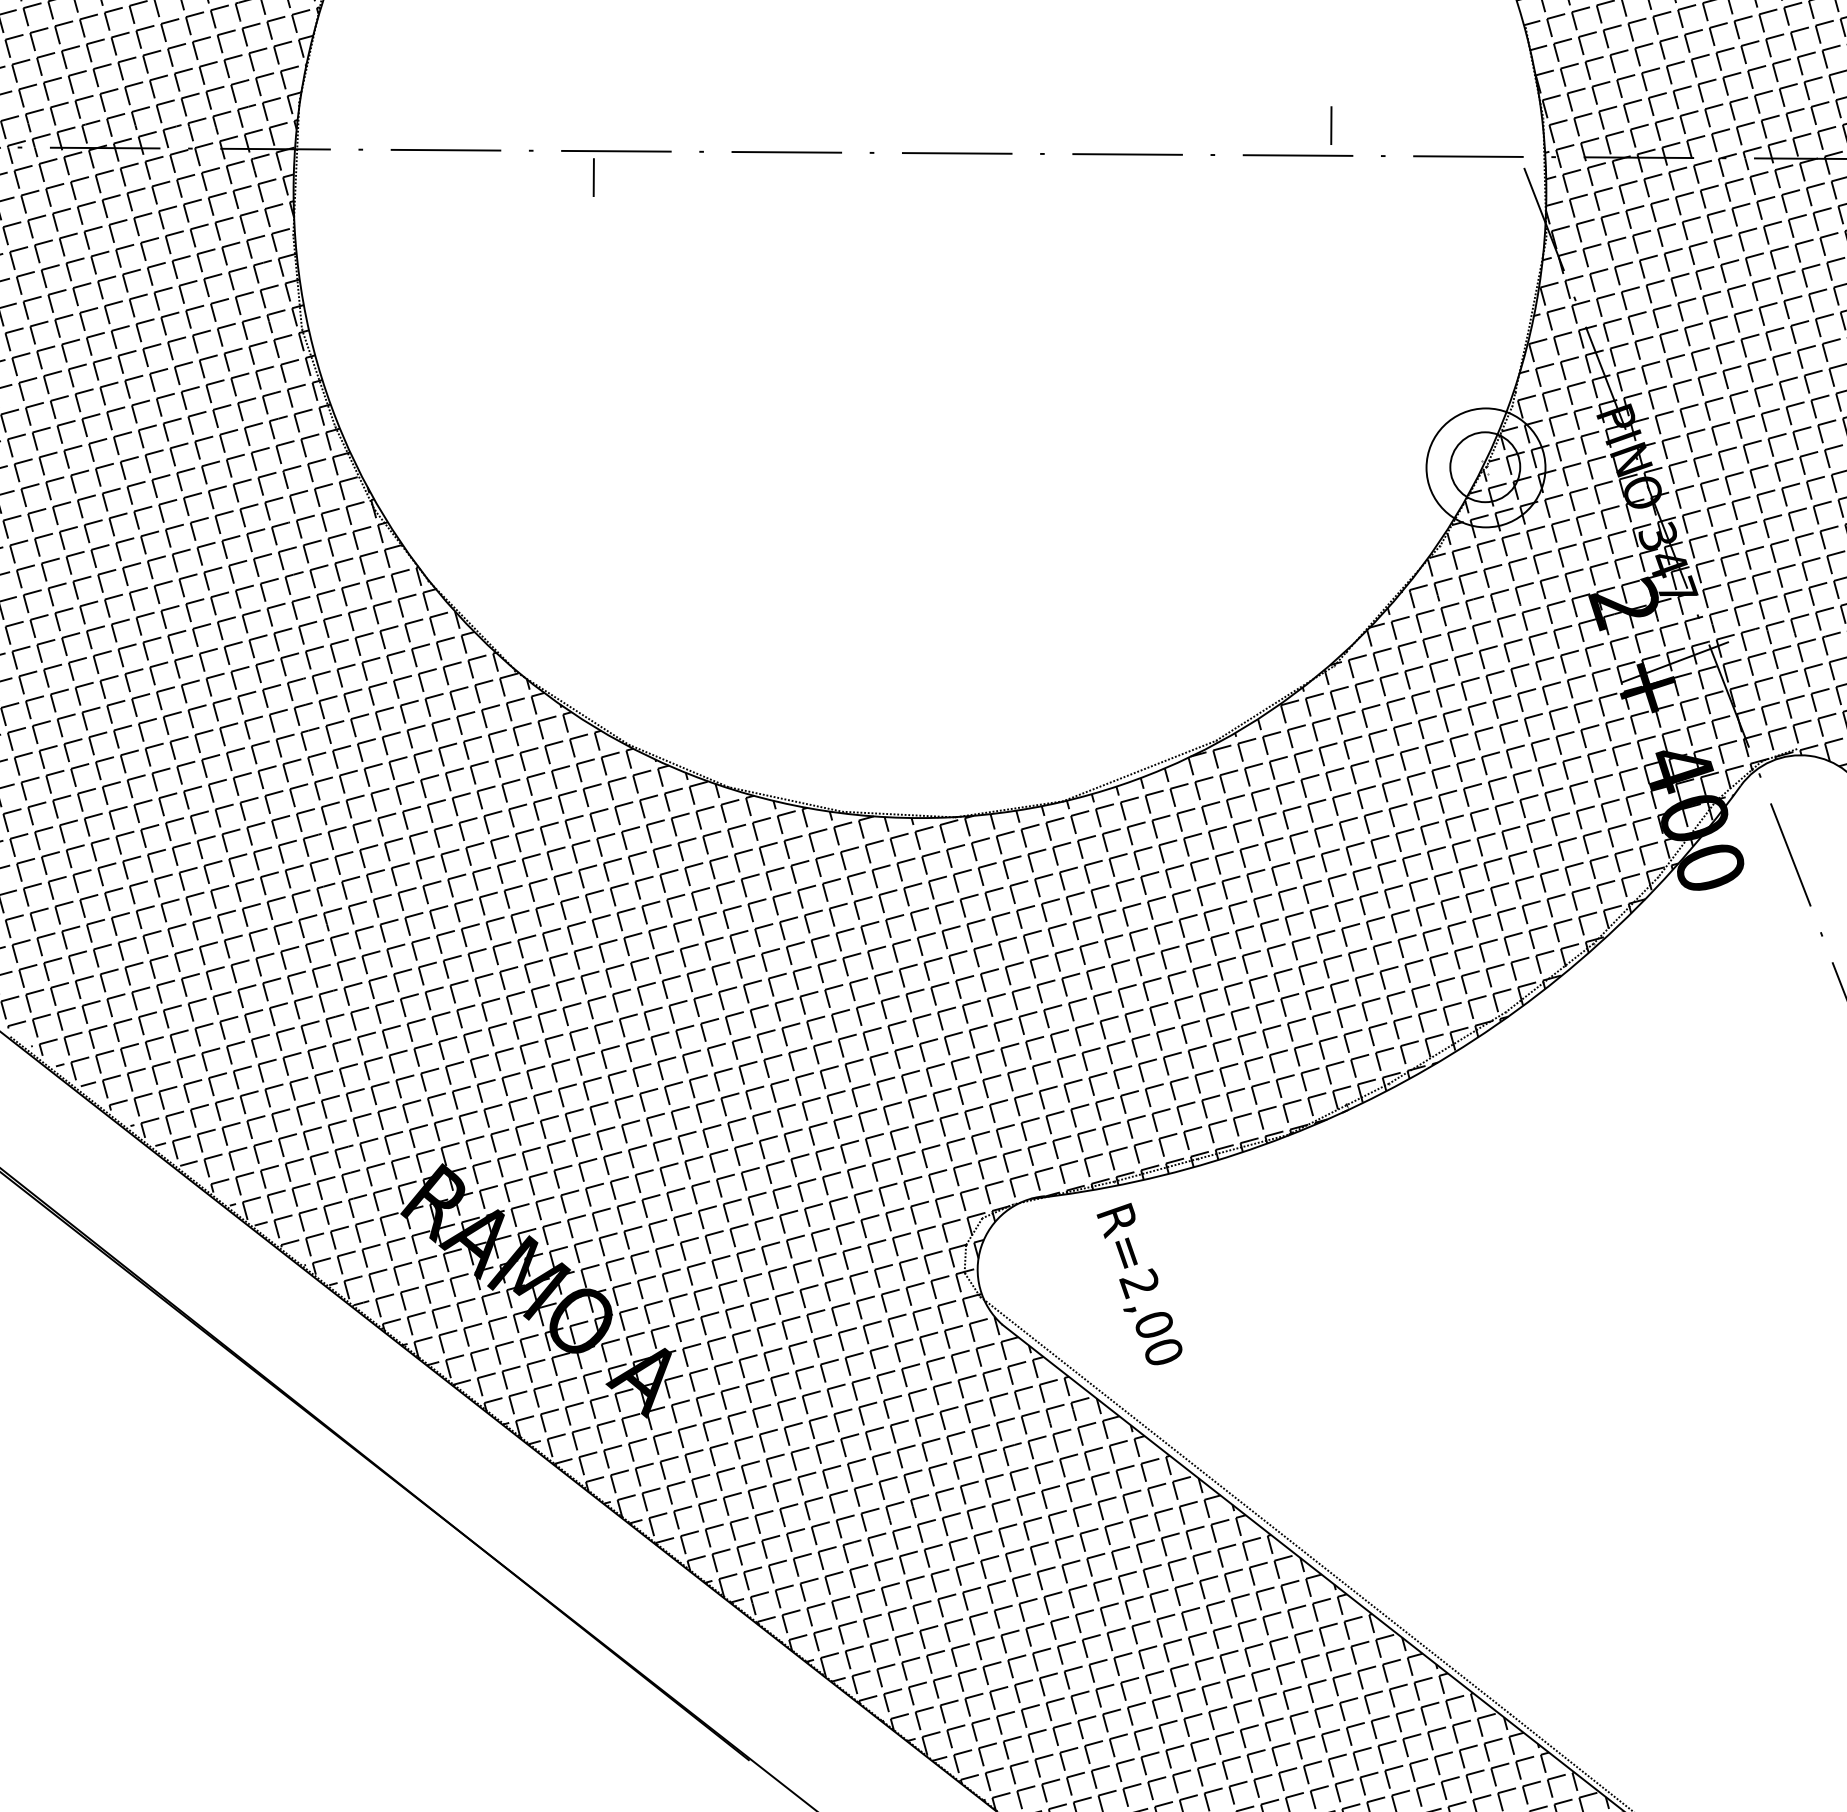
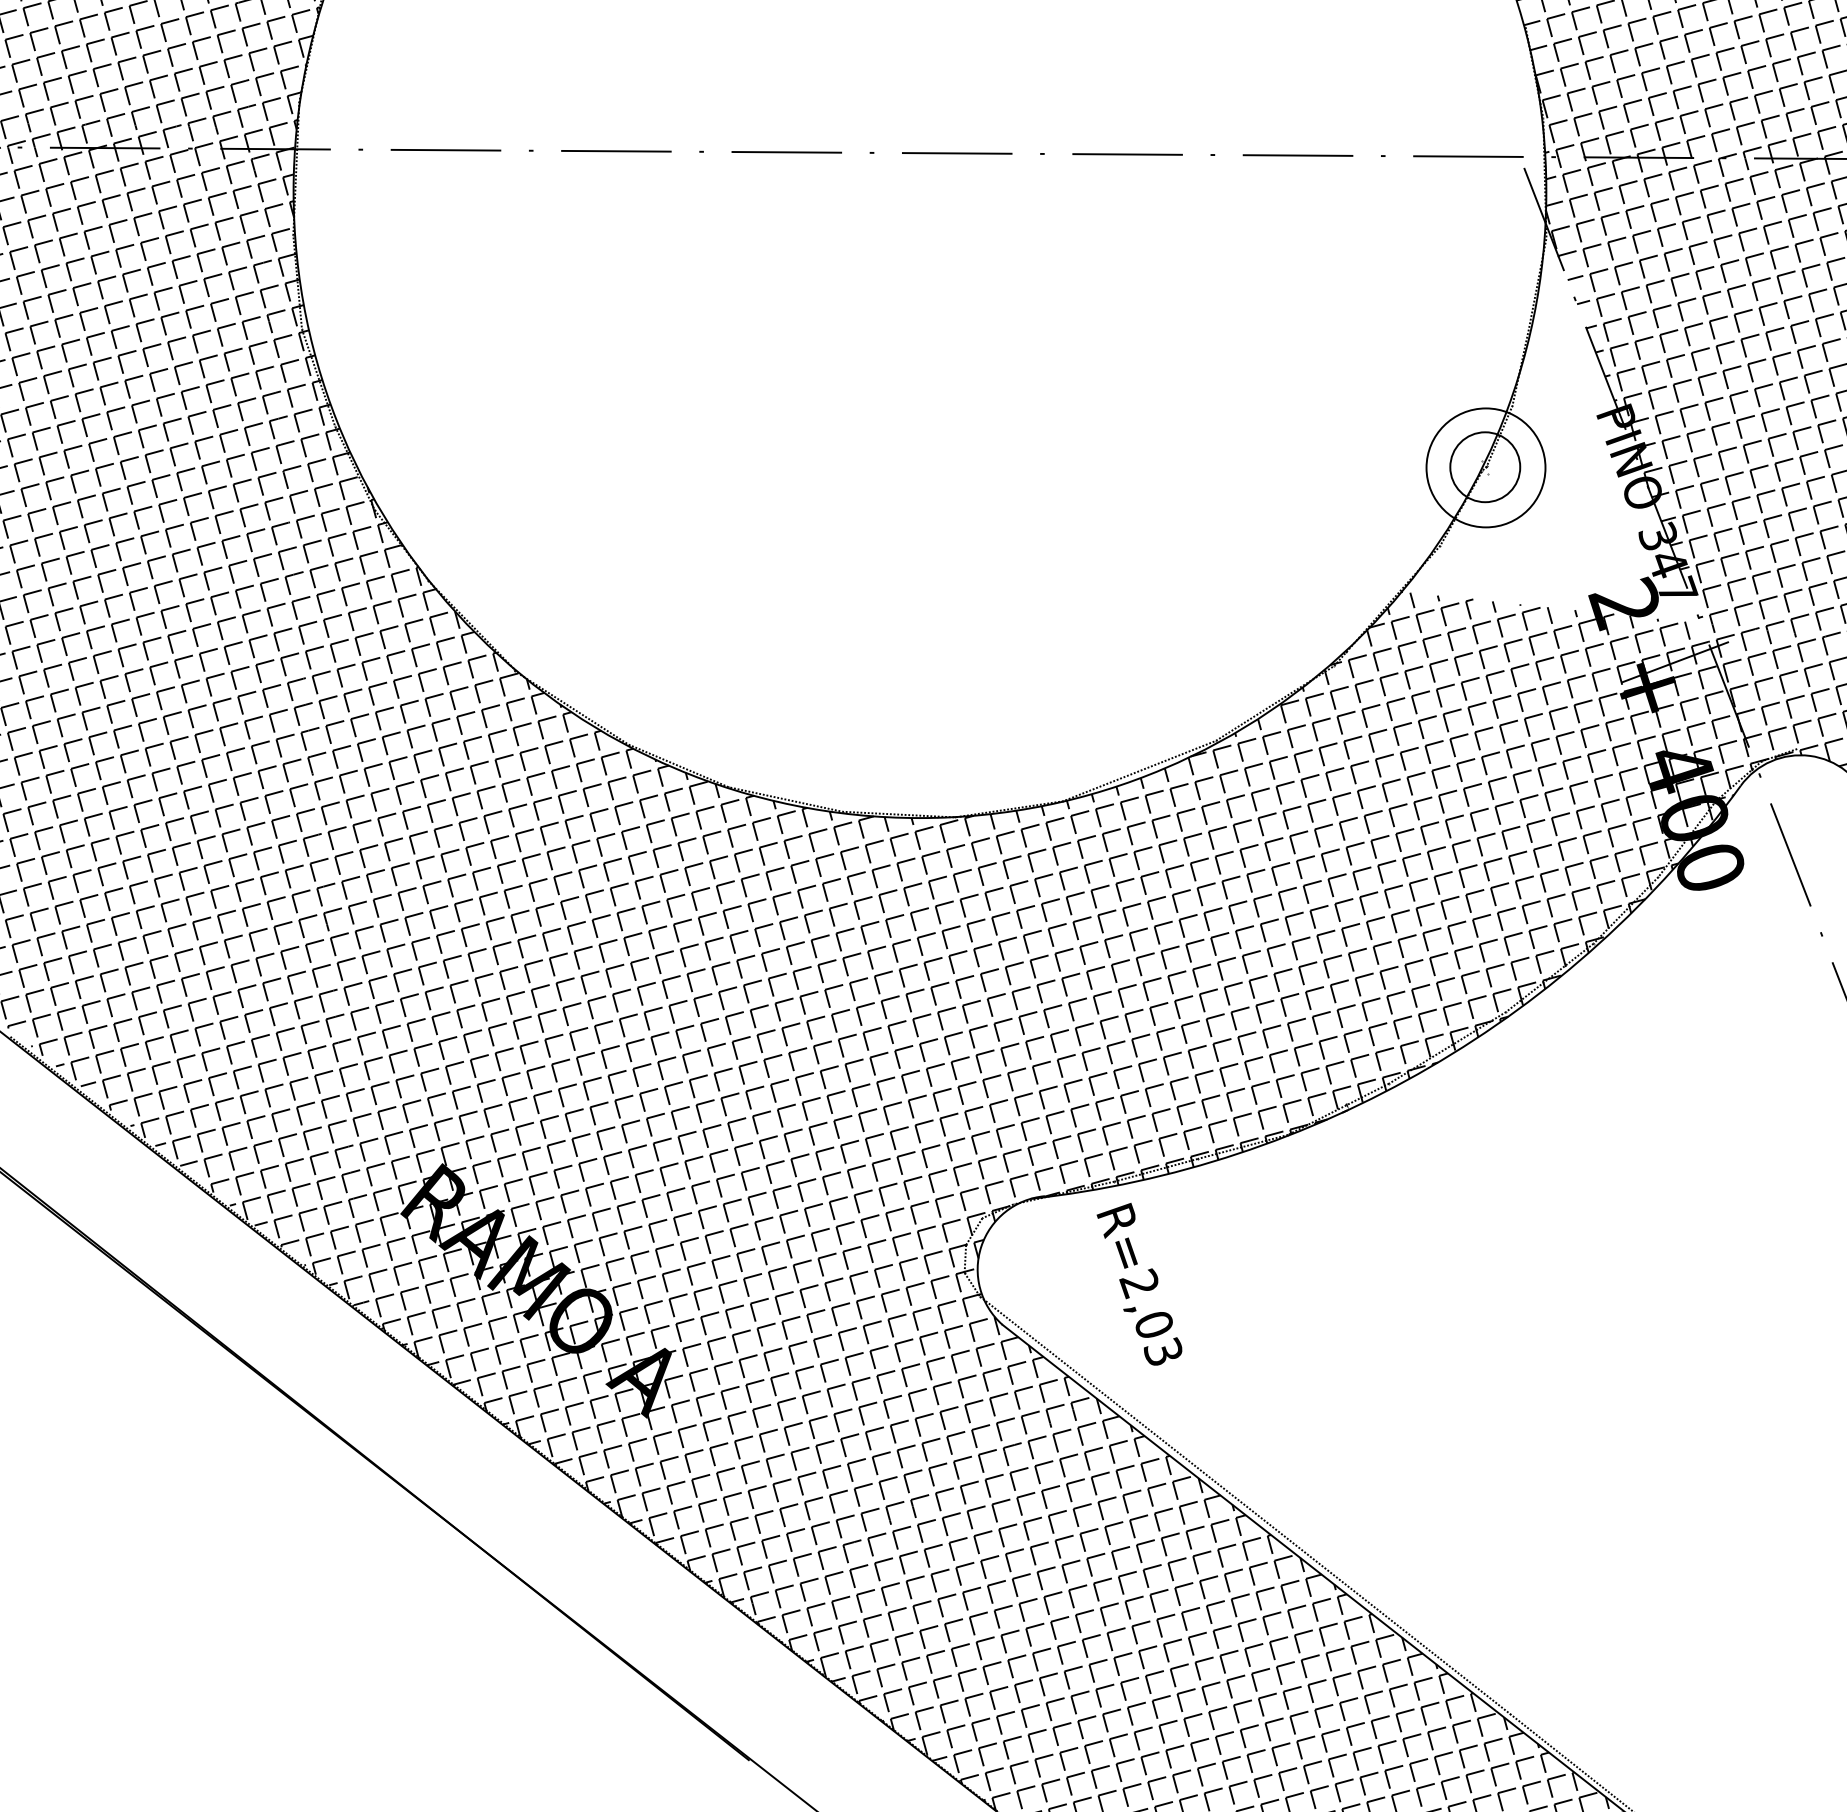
line: present -> none (1331, 125)
line: present -> none (593, 177)
hatch: present -> none (1553, 439)
text: R=2,00 -> R=2,03 (1162, 1351)
